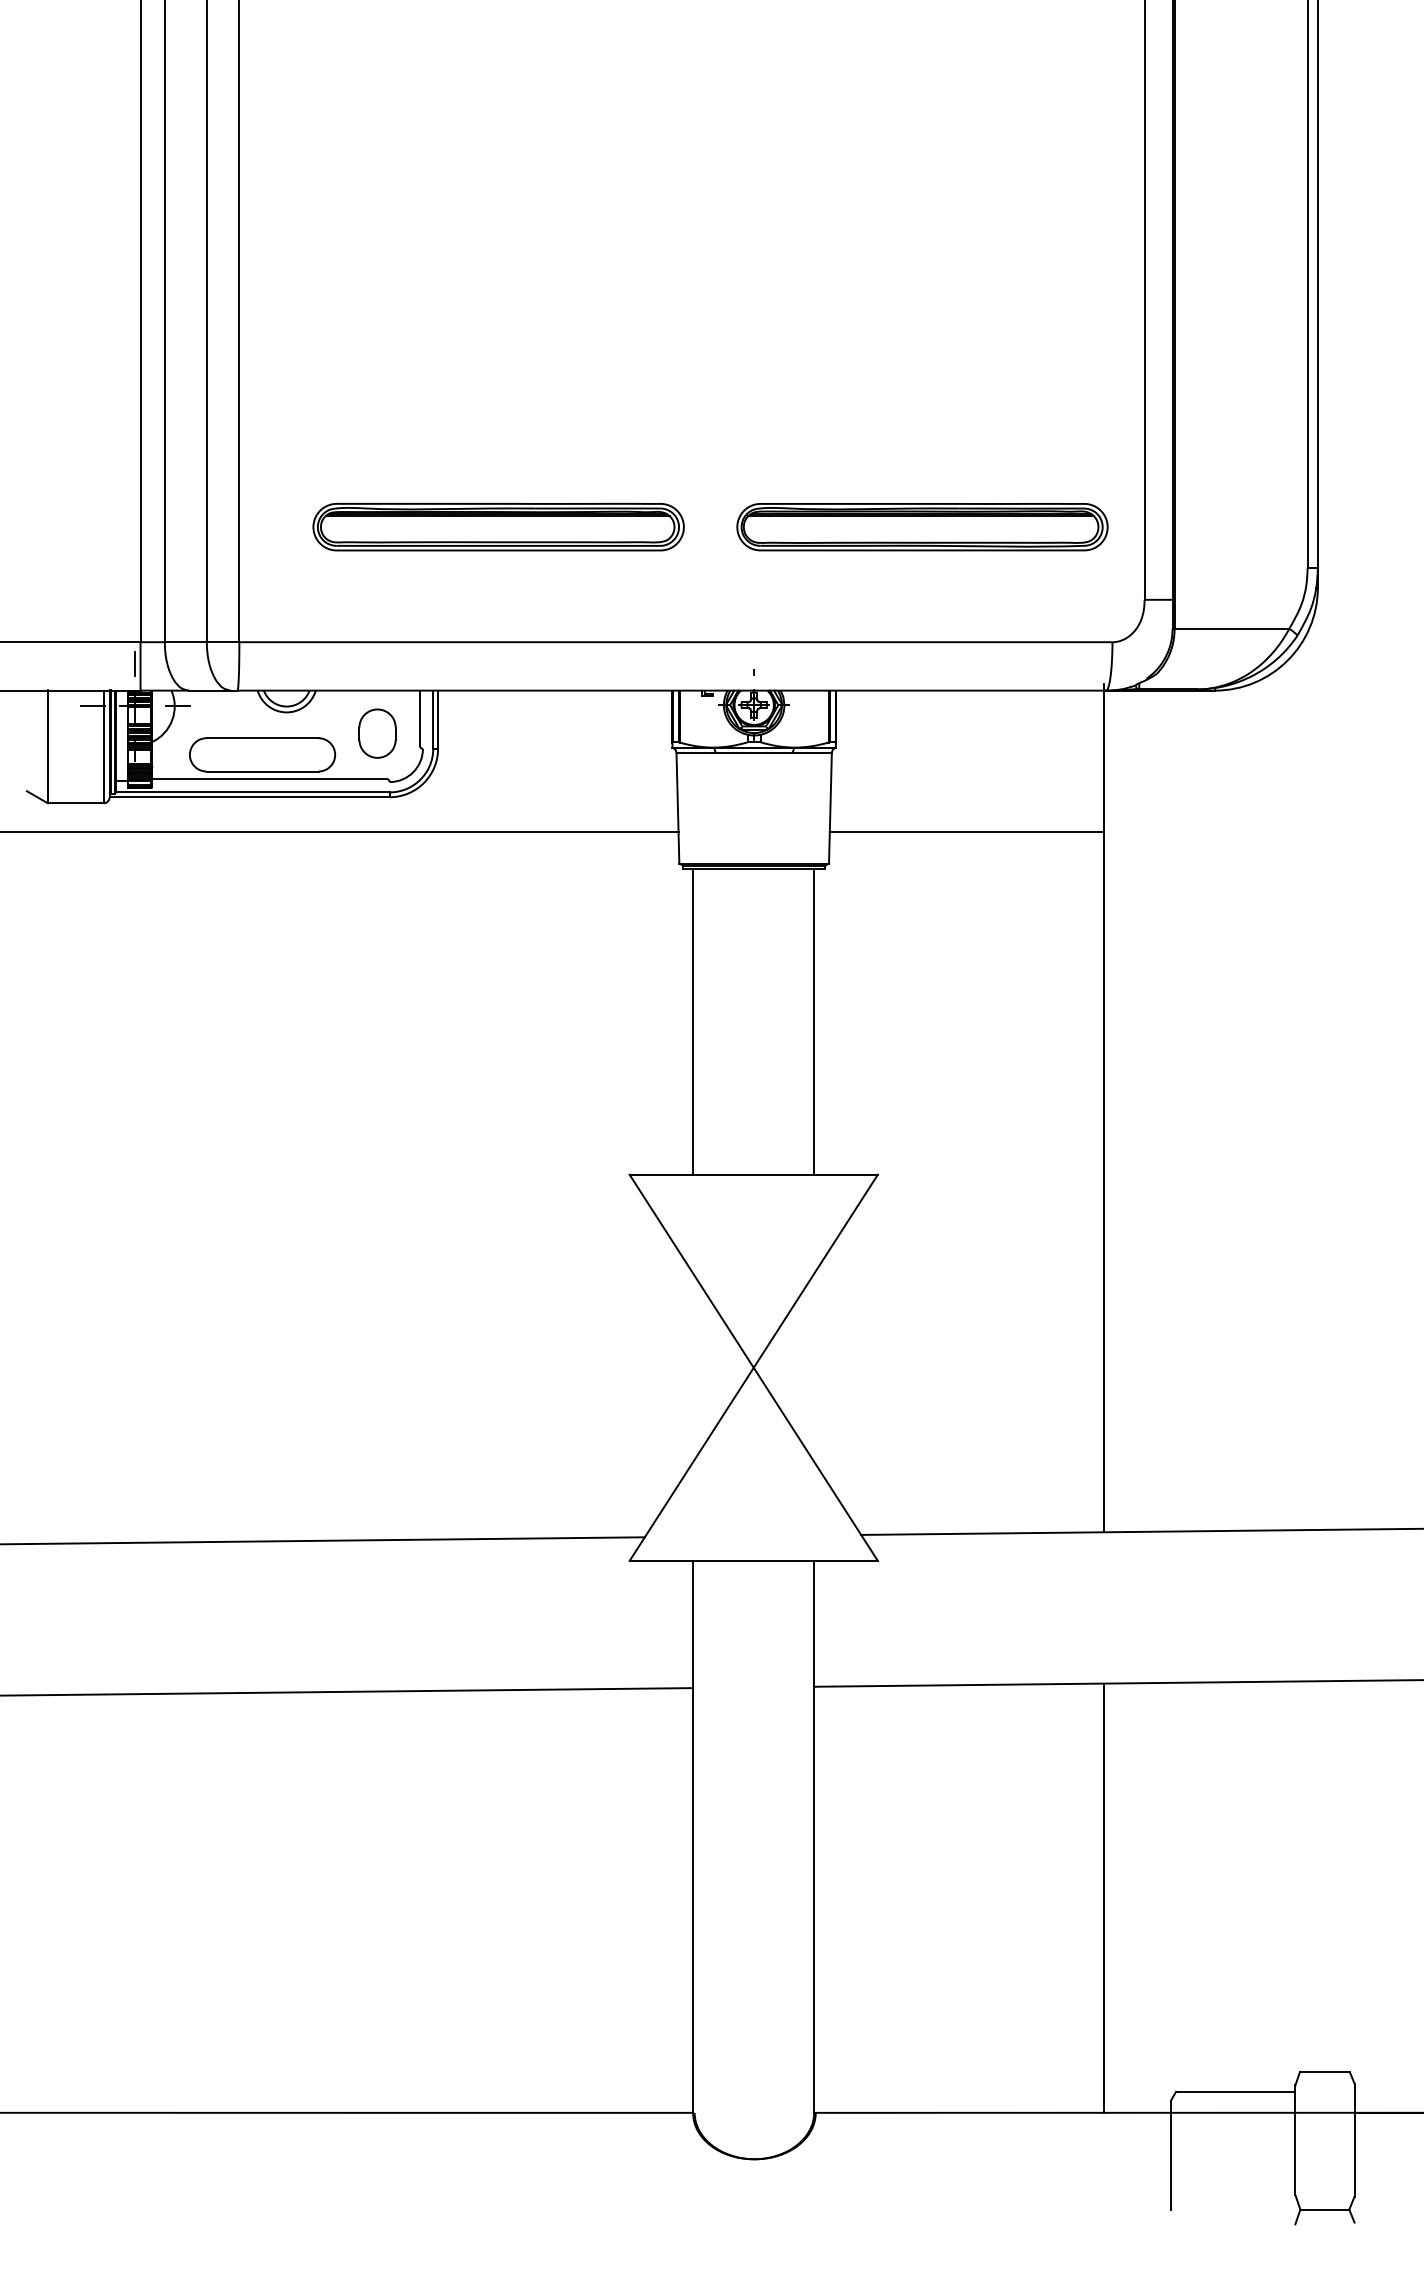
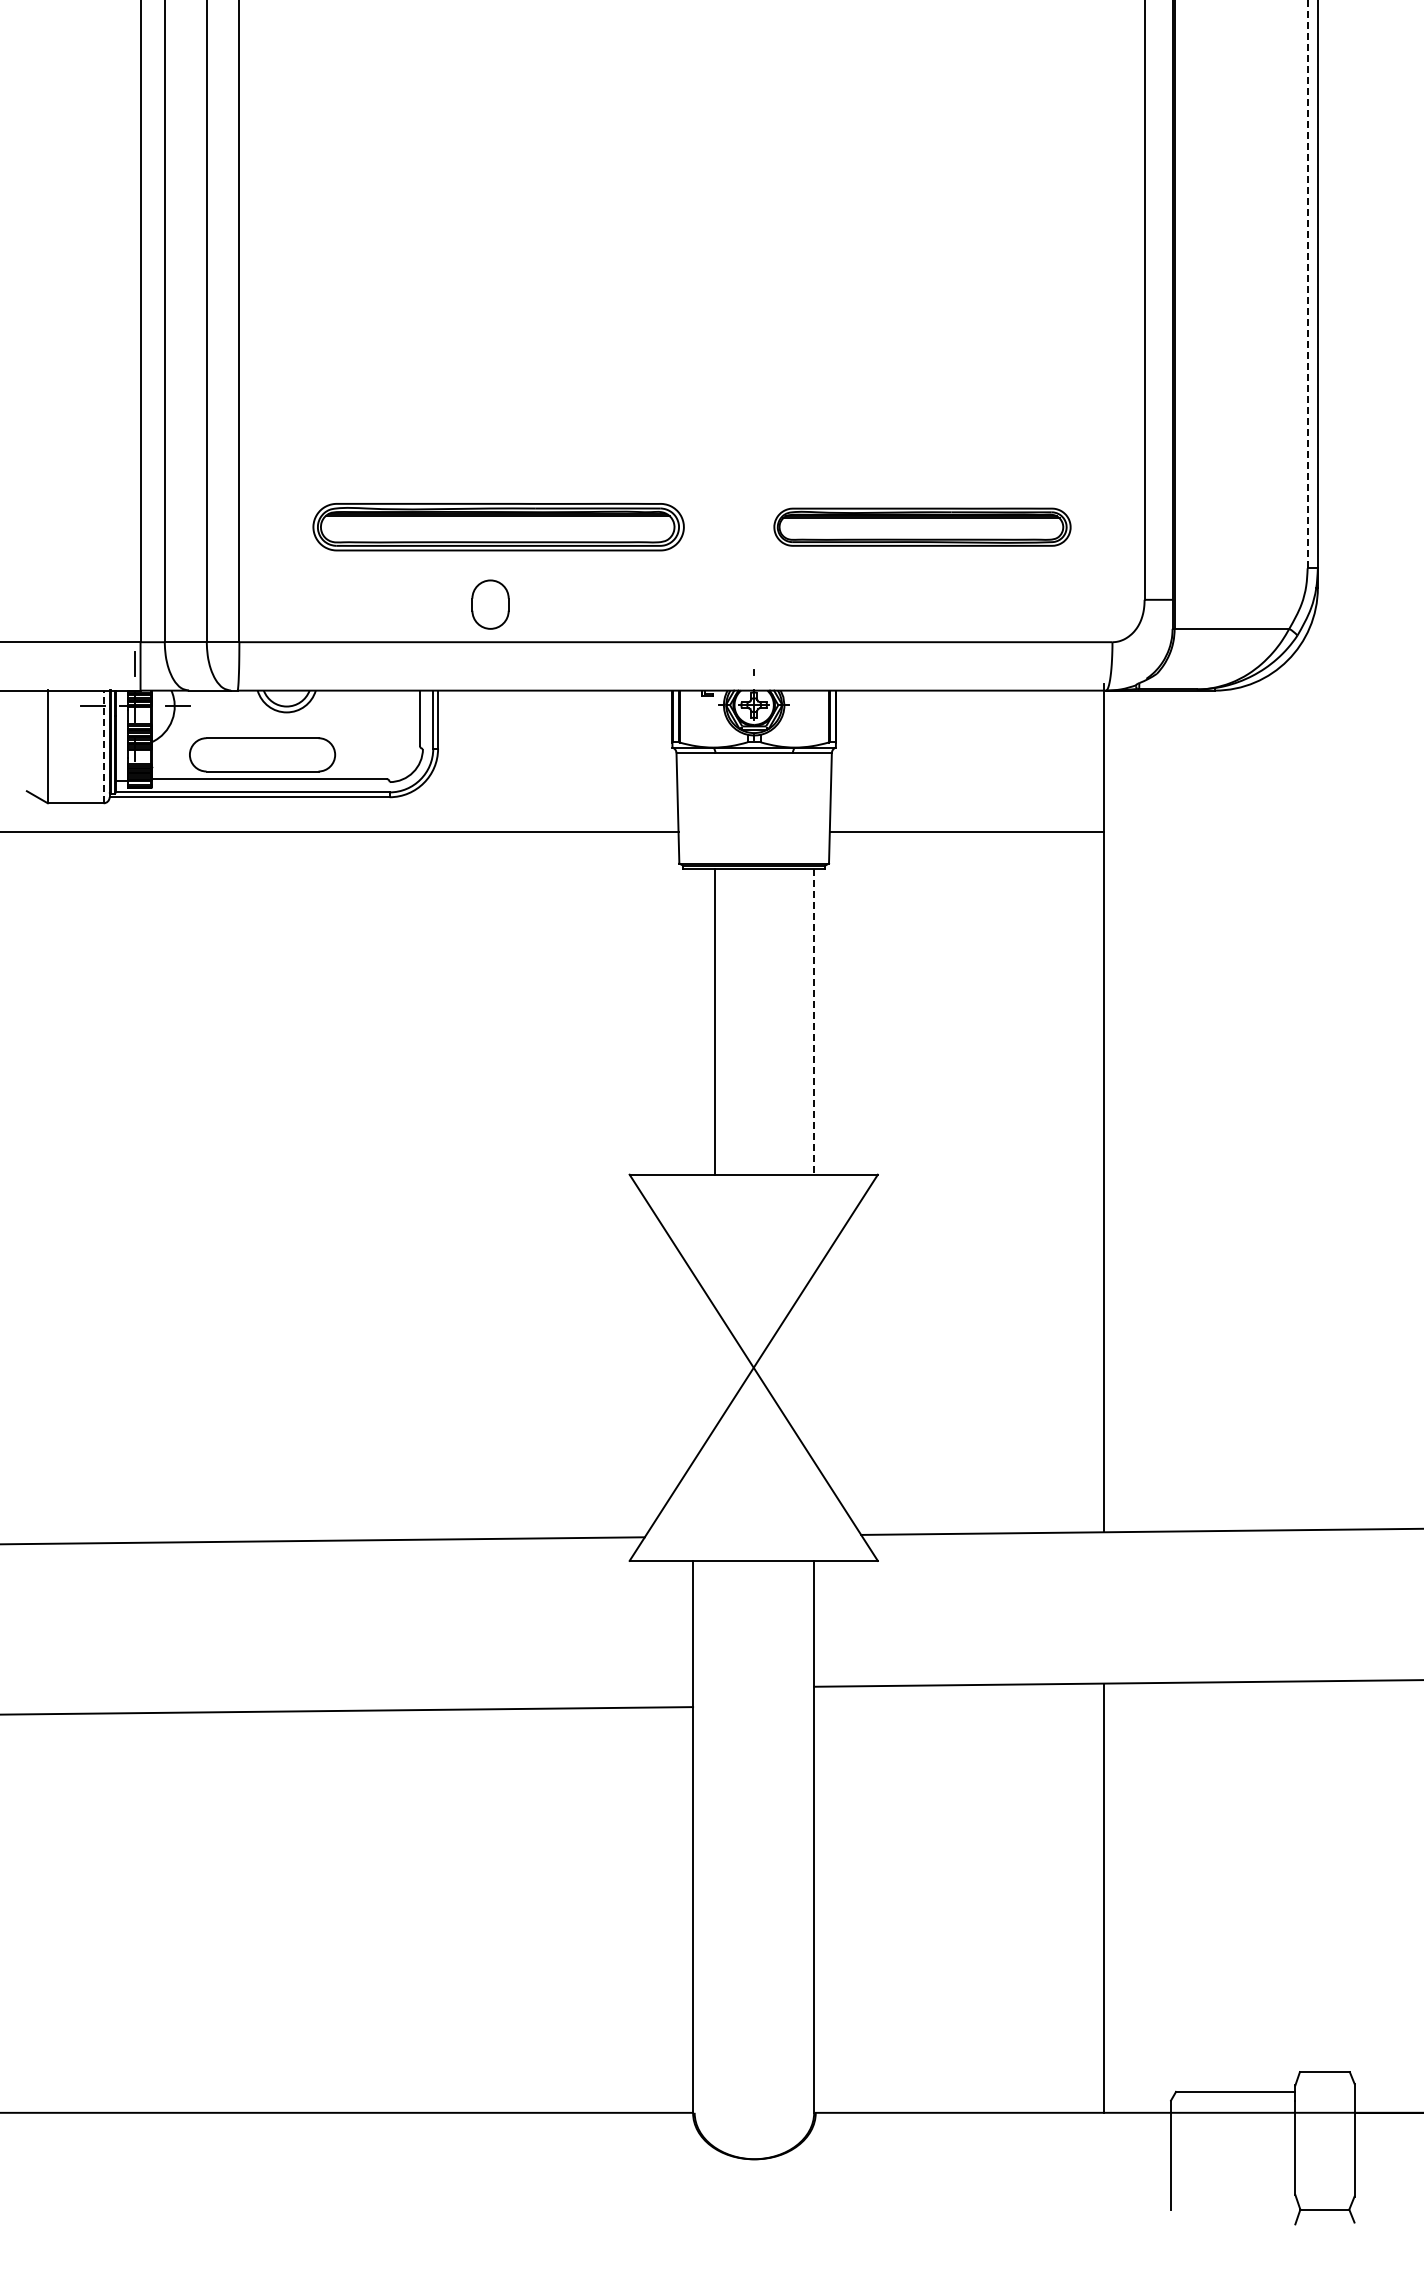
line: solid -> dashed (1307, 284)
part size: 373x49 px -> 299x40 px (922, 526)
part position: (377, 733) -> (490, 604) (490, 604)
line: solid -> dashed (103, 746)
line position: (693, 1021) -> (715, 1021) (715, 1021)
line: solid -> dashed (814, 1022)
line position: (347, 1691) -> (347, 1710) (347, 1710)
